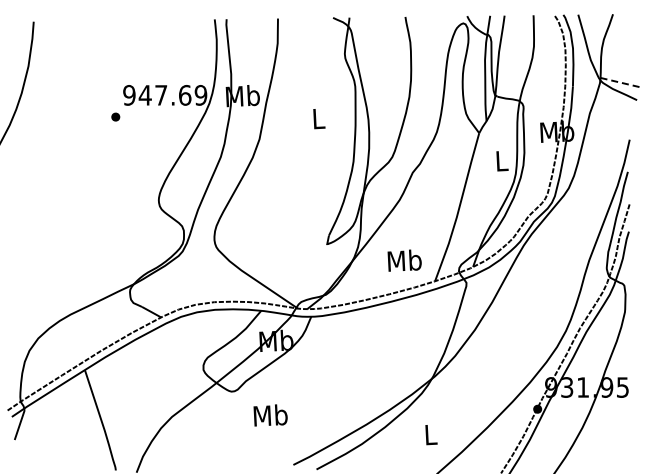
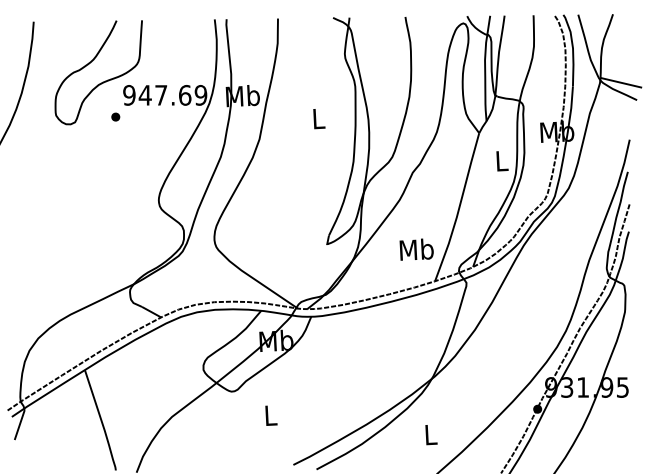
curve: none -> present (102, 81)
line: dashed -> solid (621, 82)
text position: (404, 260) -> (416, 249) (416, 249)
text: Mb -> L (270, 415)
